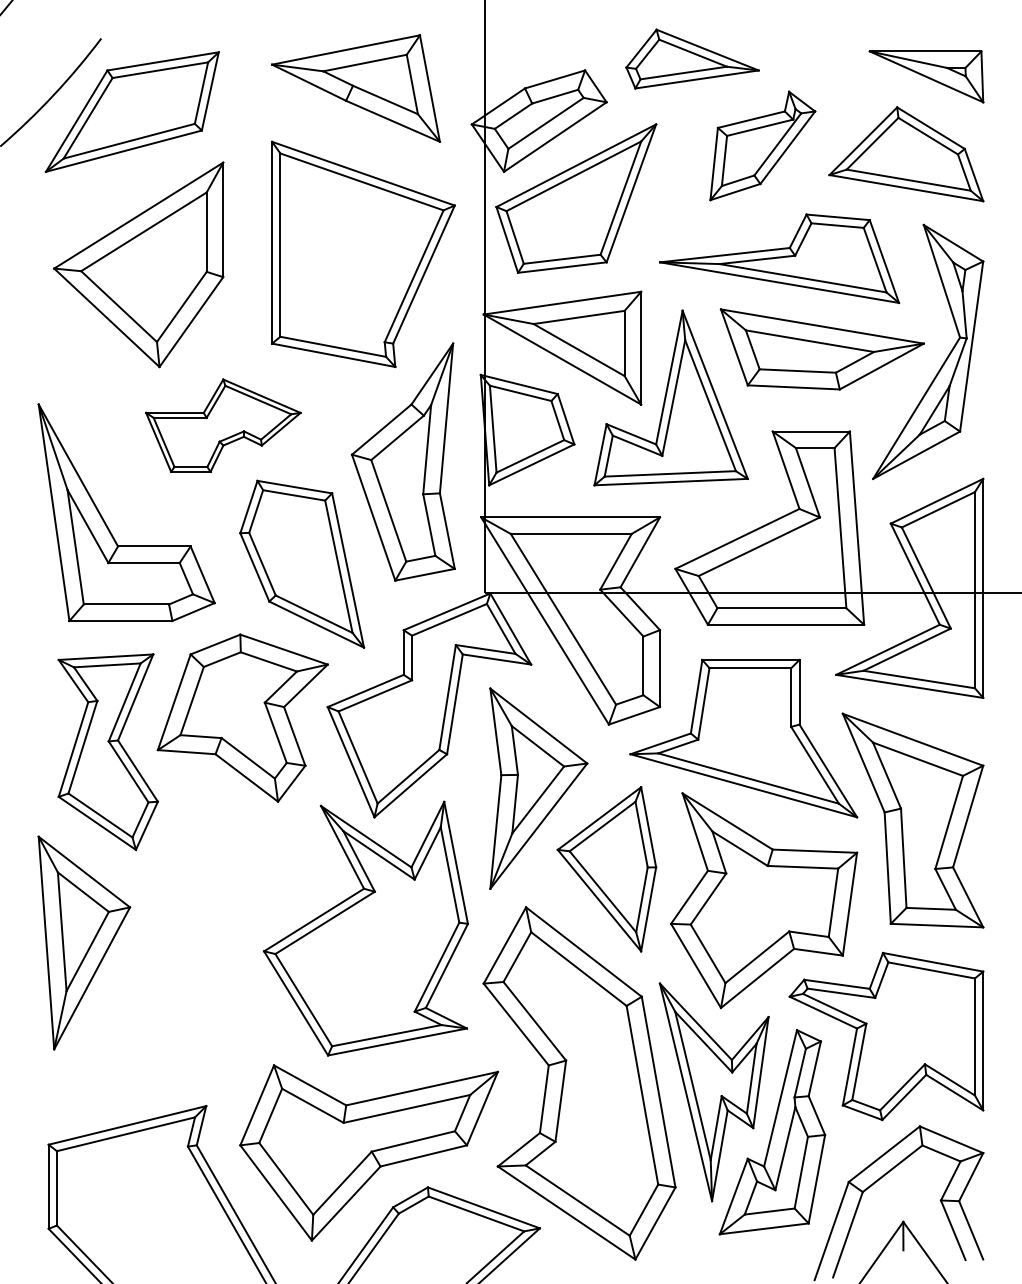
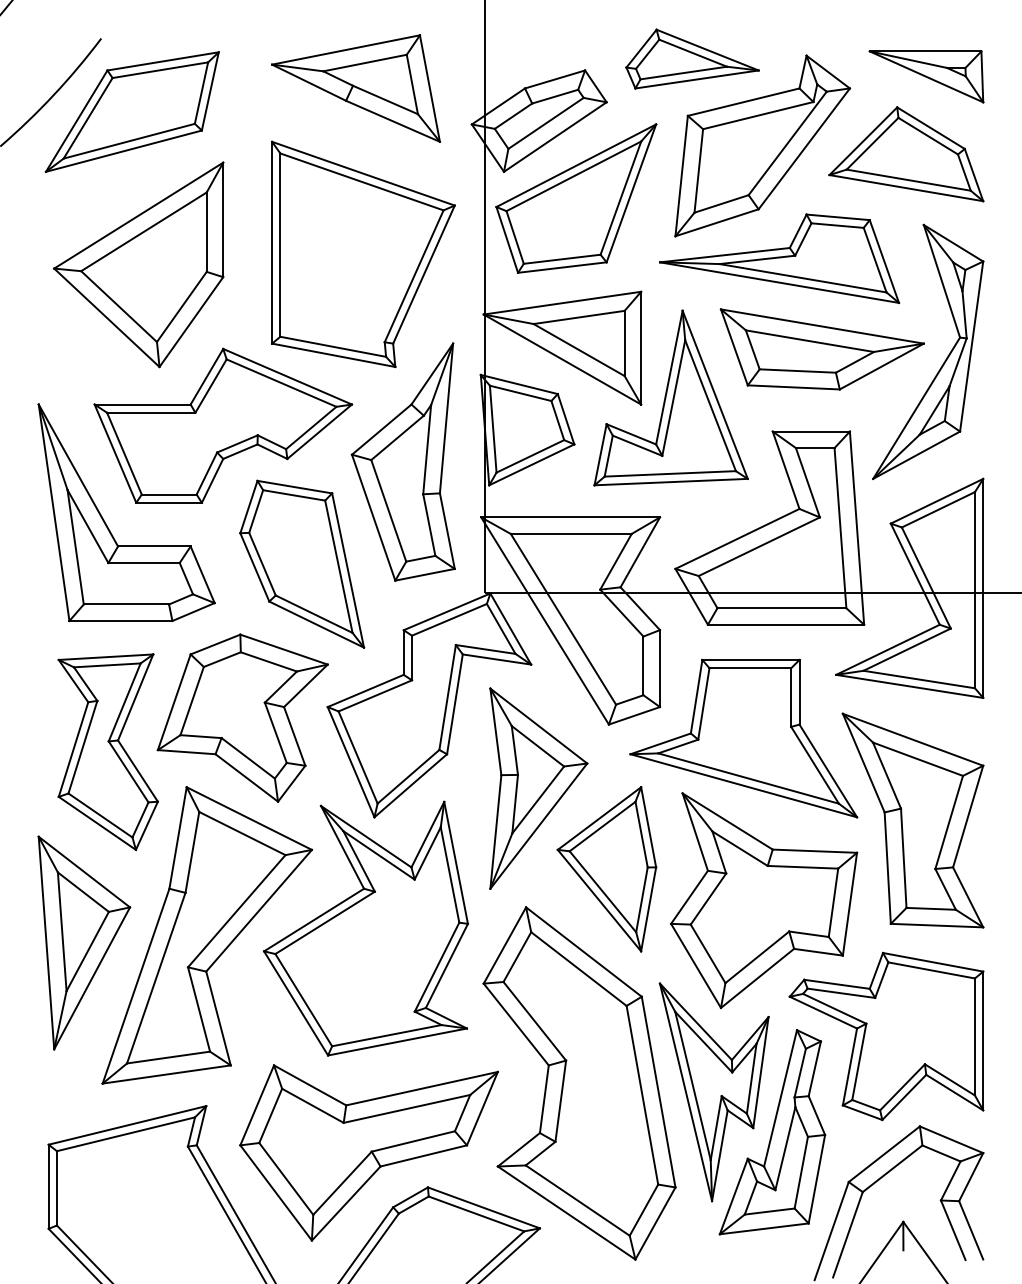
part size: 108x112 px -> 178x184 px (762, 145)
part size: 157x95 px -> 261x157 px (223, 425)
part: none -> present (207, 935)
